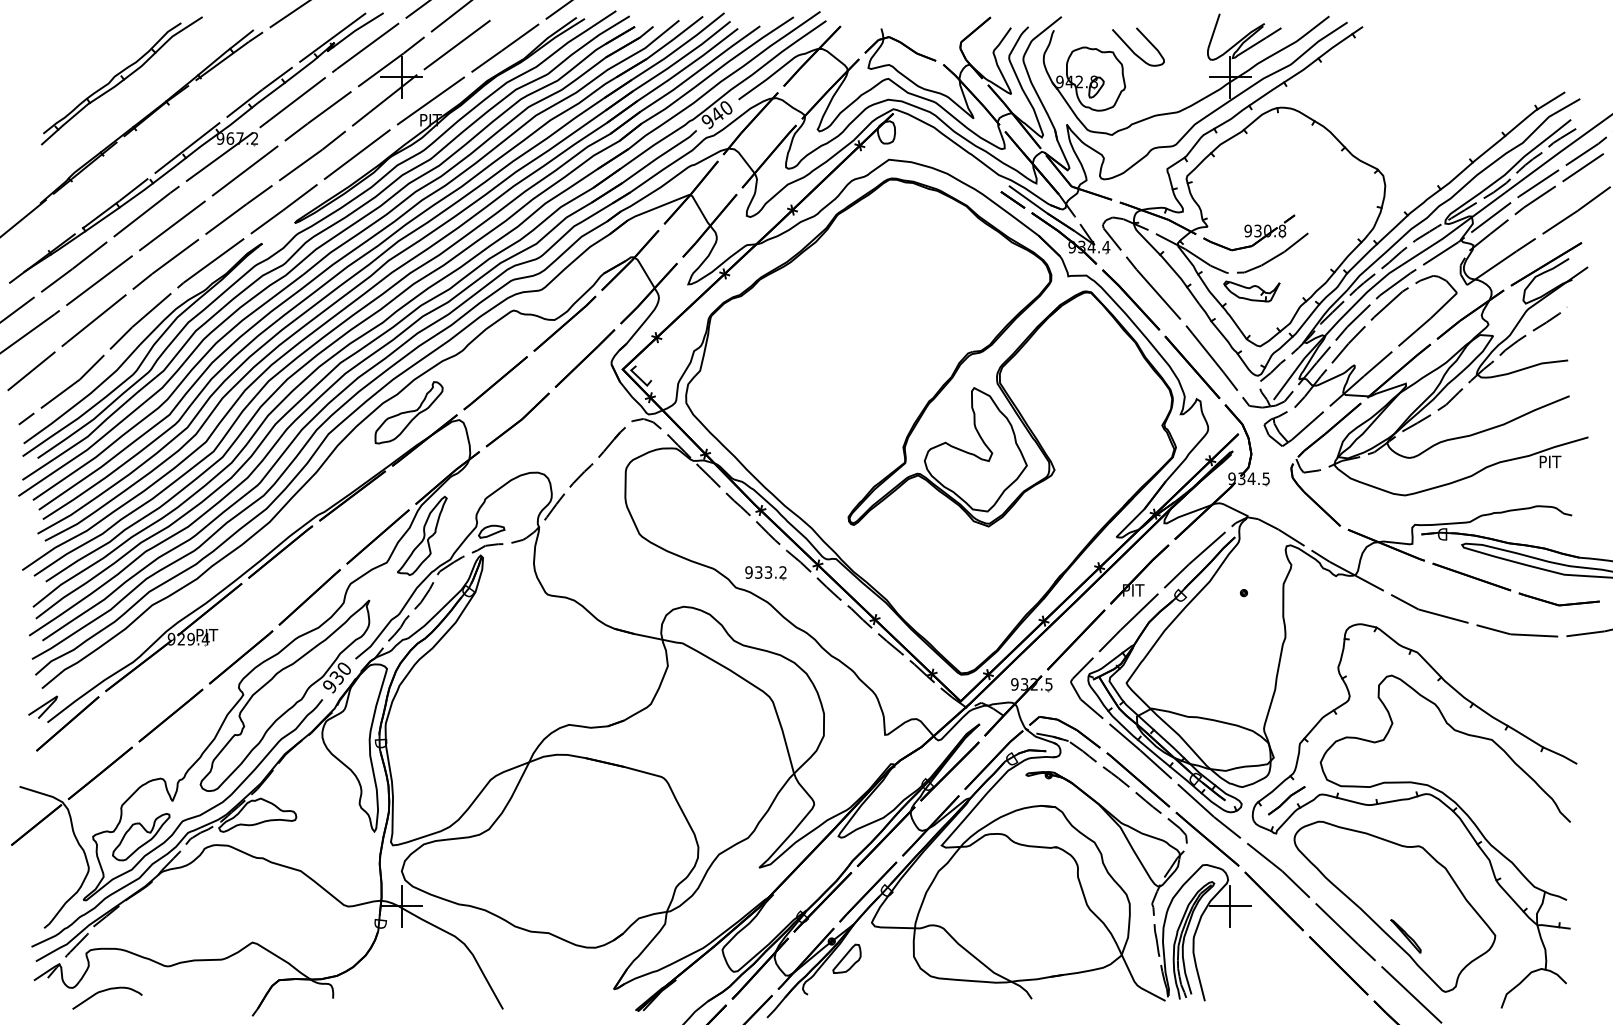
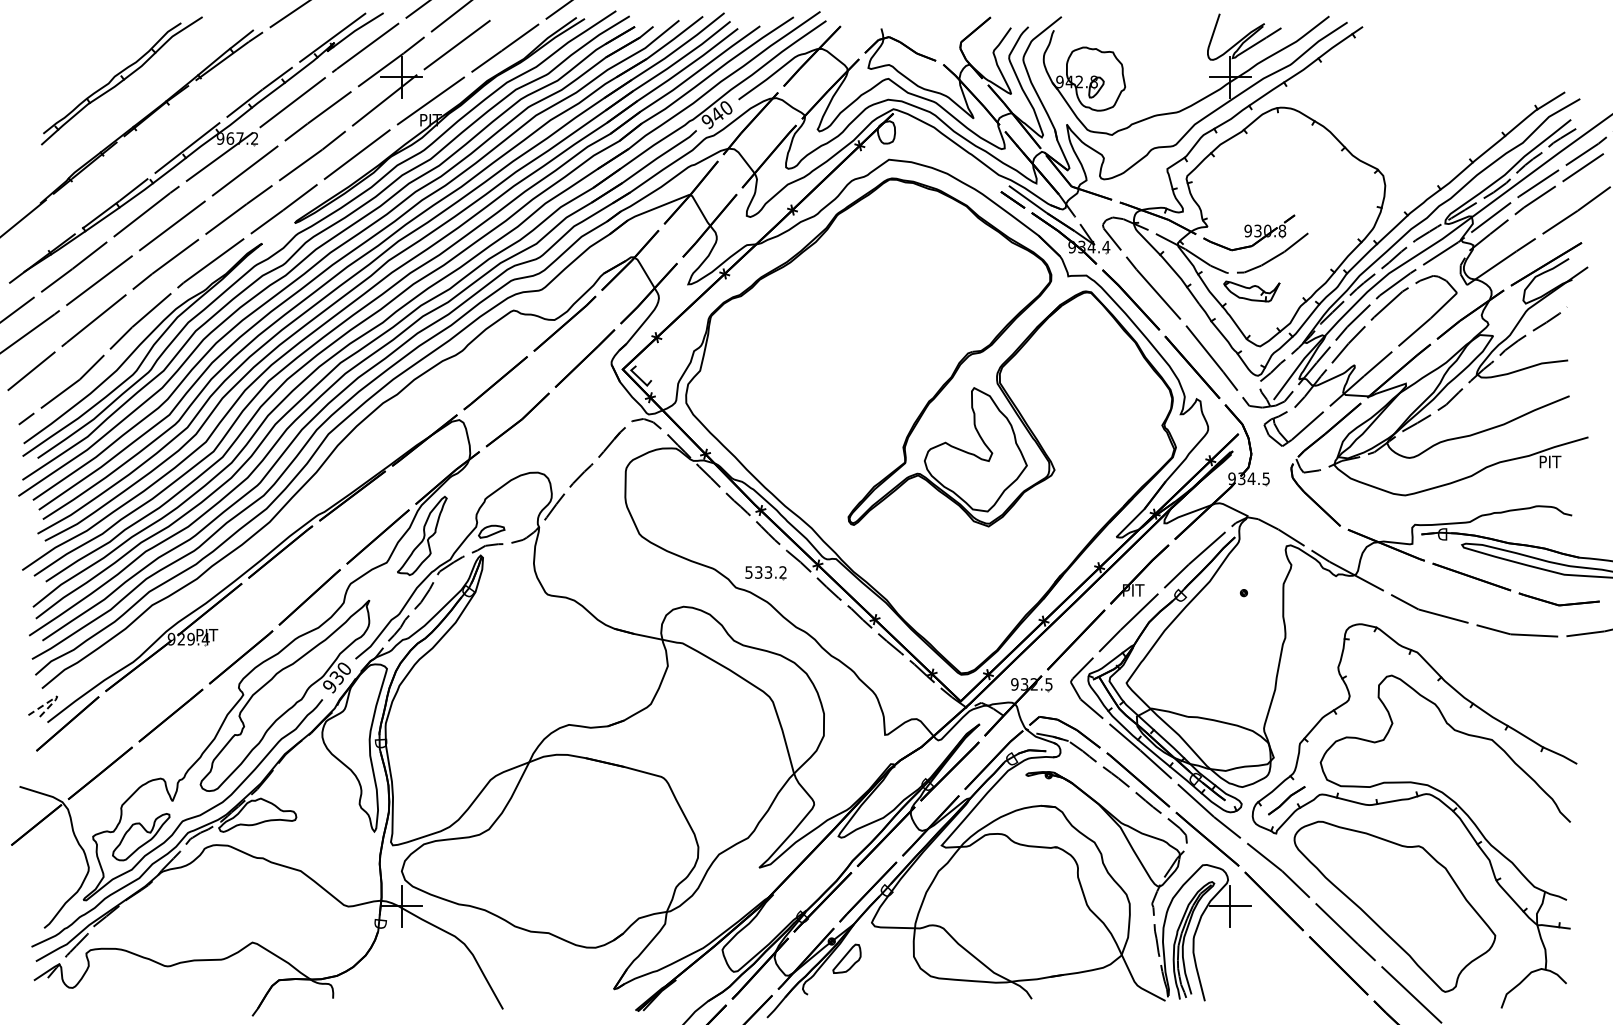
curve: present -> none (1133, 50)
part: present -> none (408, 412)
text: 933.2 -> 533.2 (748, 572)
line: solid -> dashed (56, 696)
part: present -> none (1405, 936)
curve: present -> none (105, 991)
